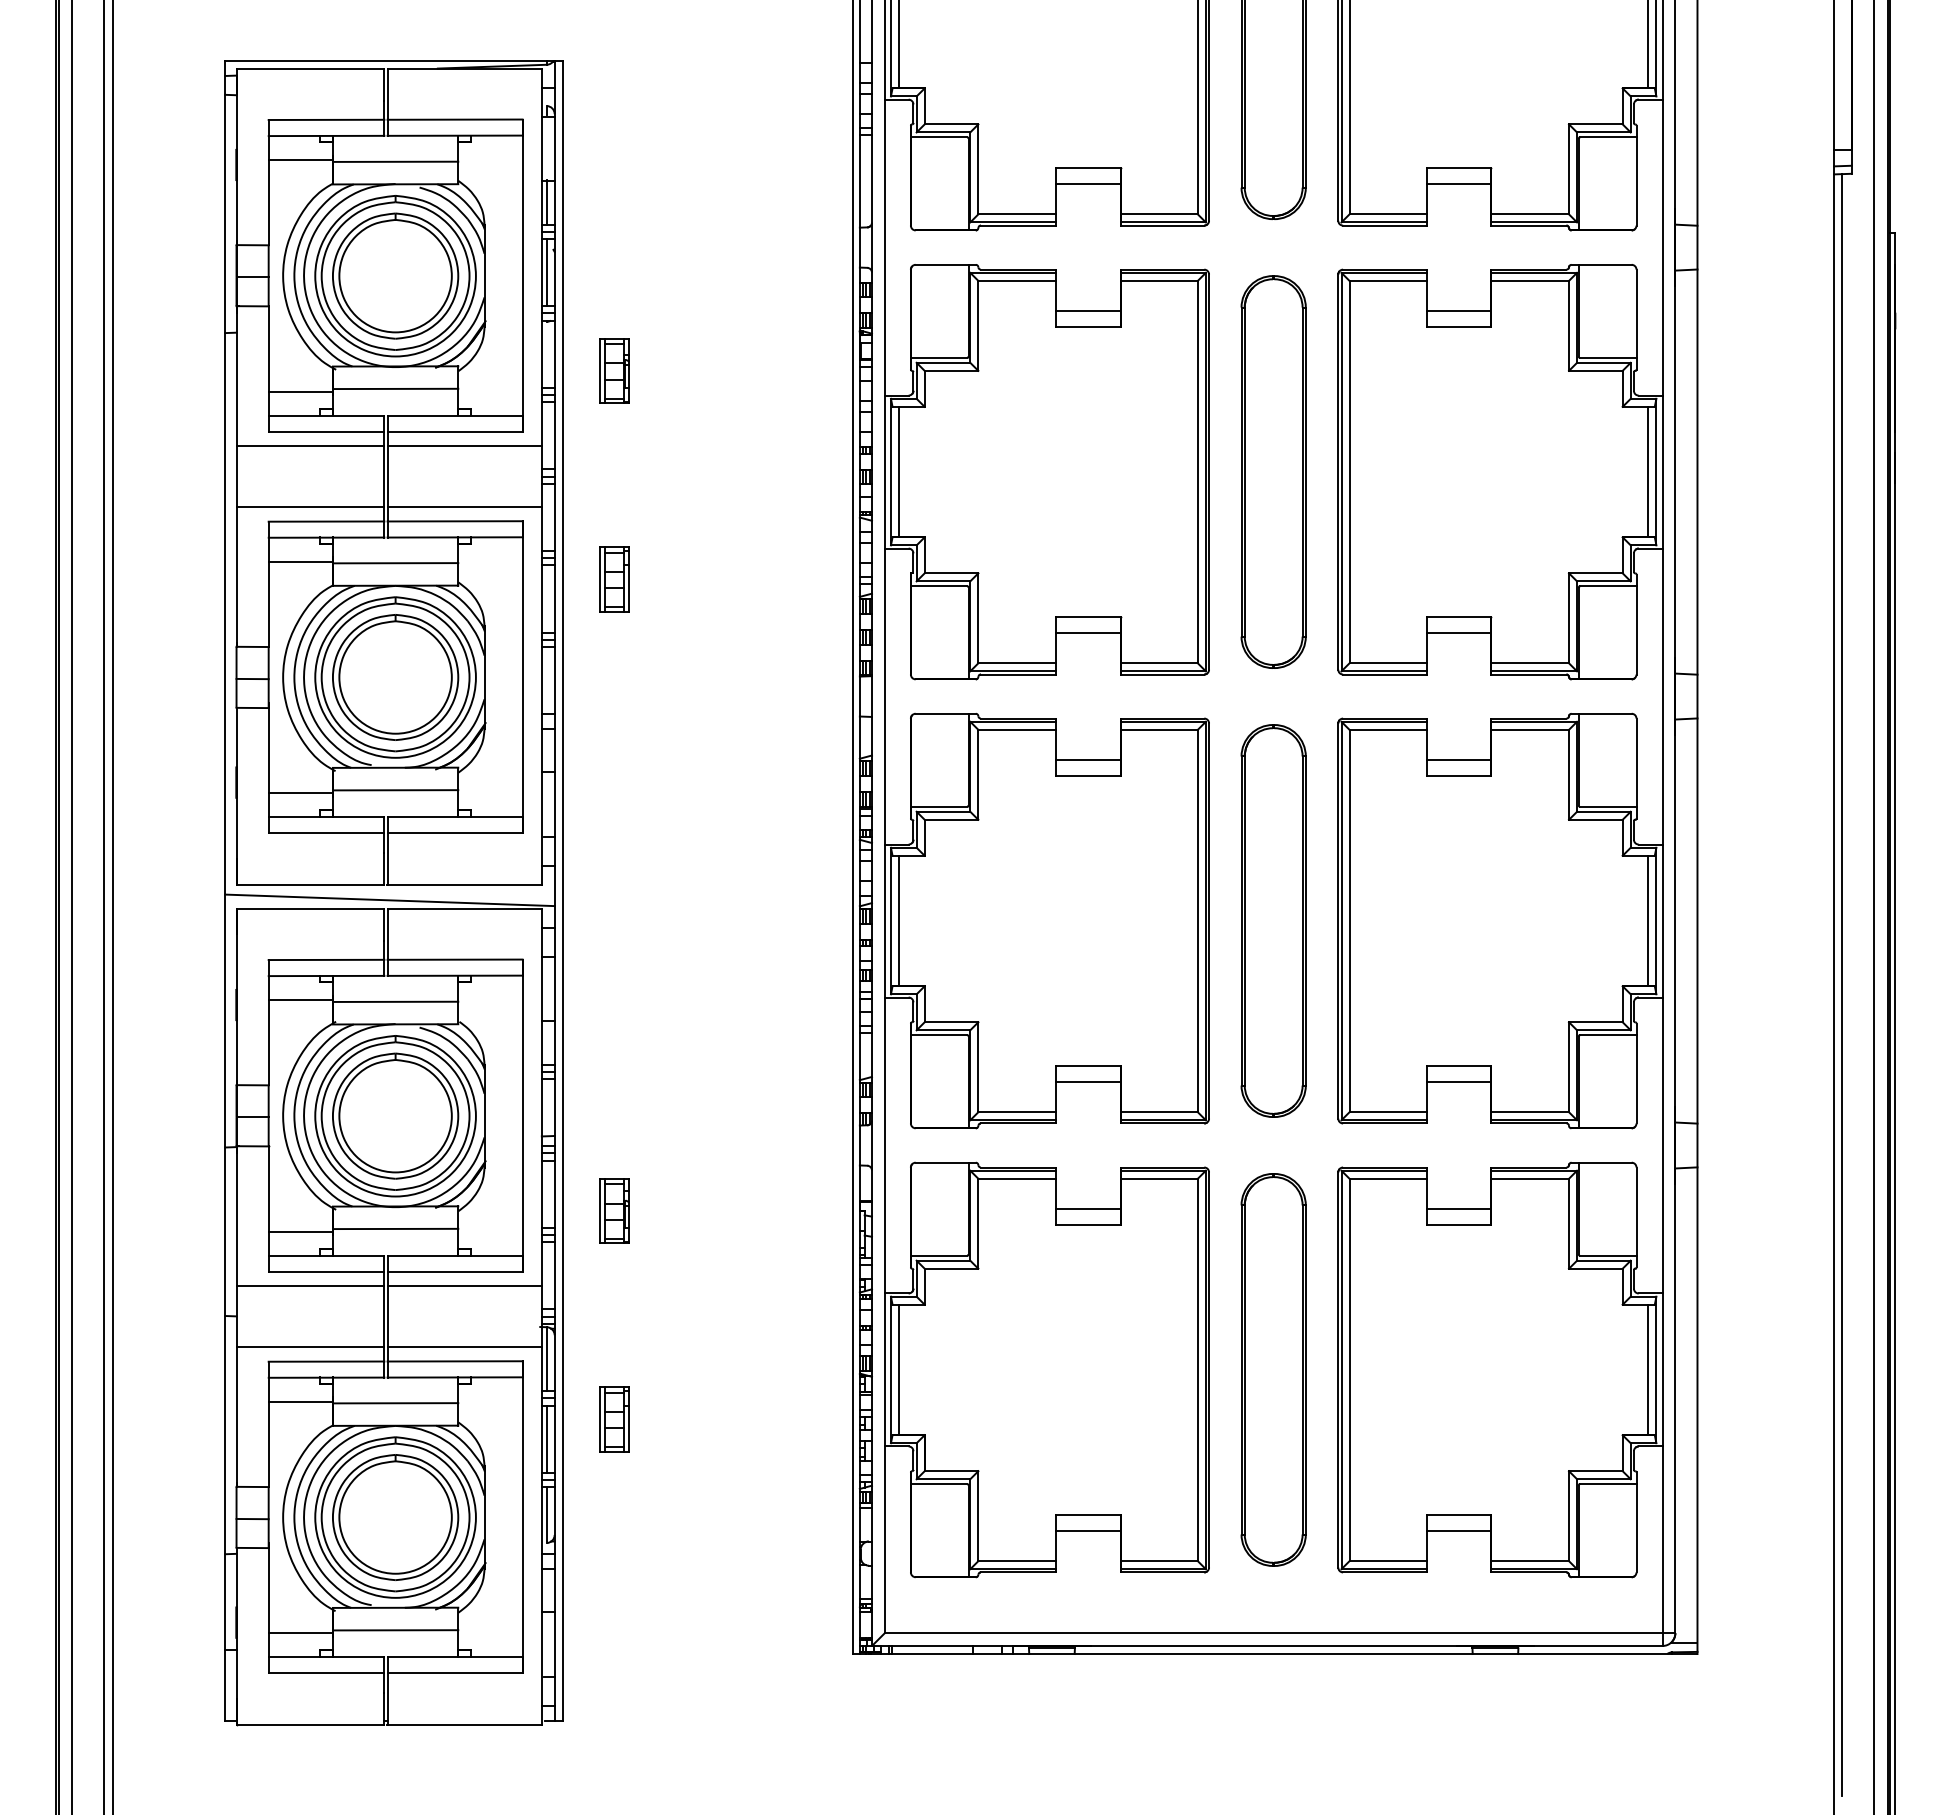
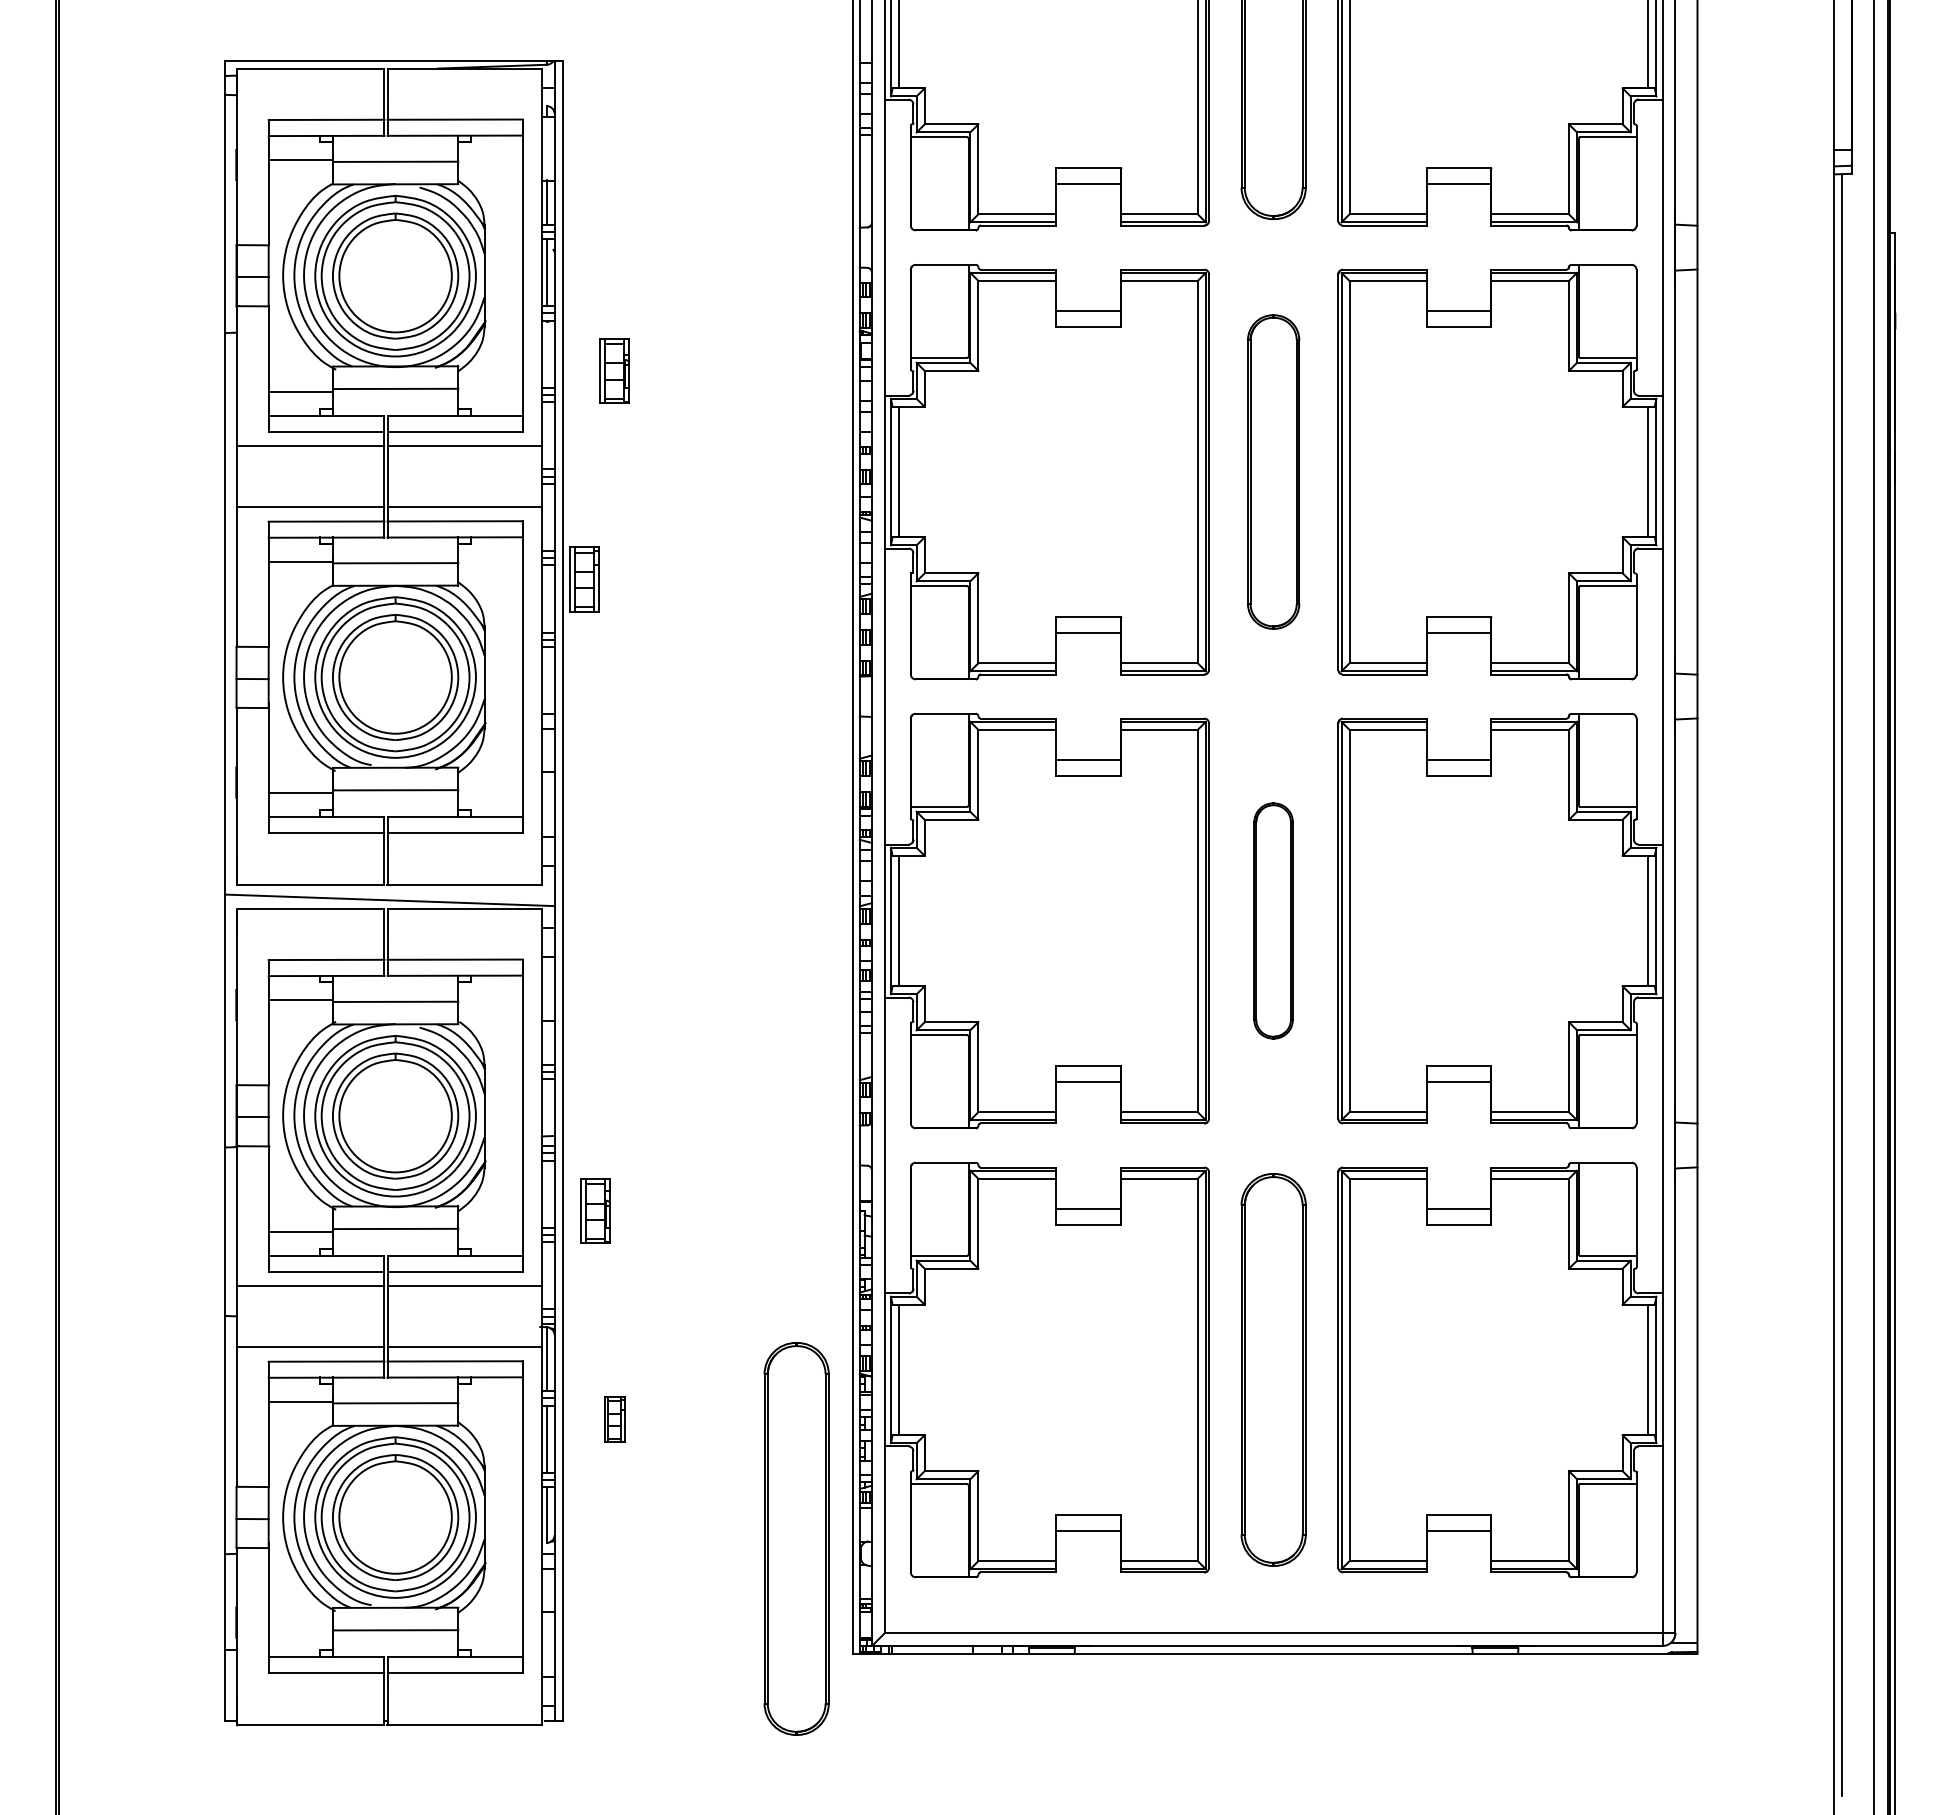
part size: 67x394 px -> 54x316 px (1273, 471)
part position: (614, 579) -> (584, 579) (584, 579)
line: present -> none (72, 906)
line: present -> none (104, 906)
line: present -> none (112, 906)
part size: 67x394 px -> 41x238 px (1273, 920)
part position: (614, 1210) -> (595, 1210) (595, 1210)
part size: 31x67 px -> 22x47 px (614, 1419)
part: none -> present (796, 1538)
line: present -> none (300, 1633)
